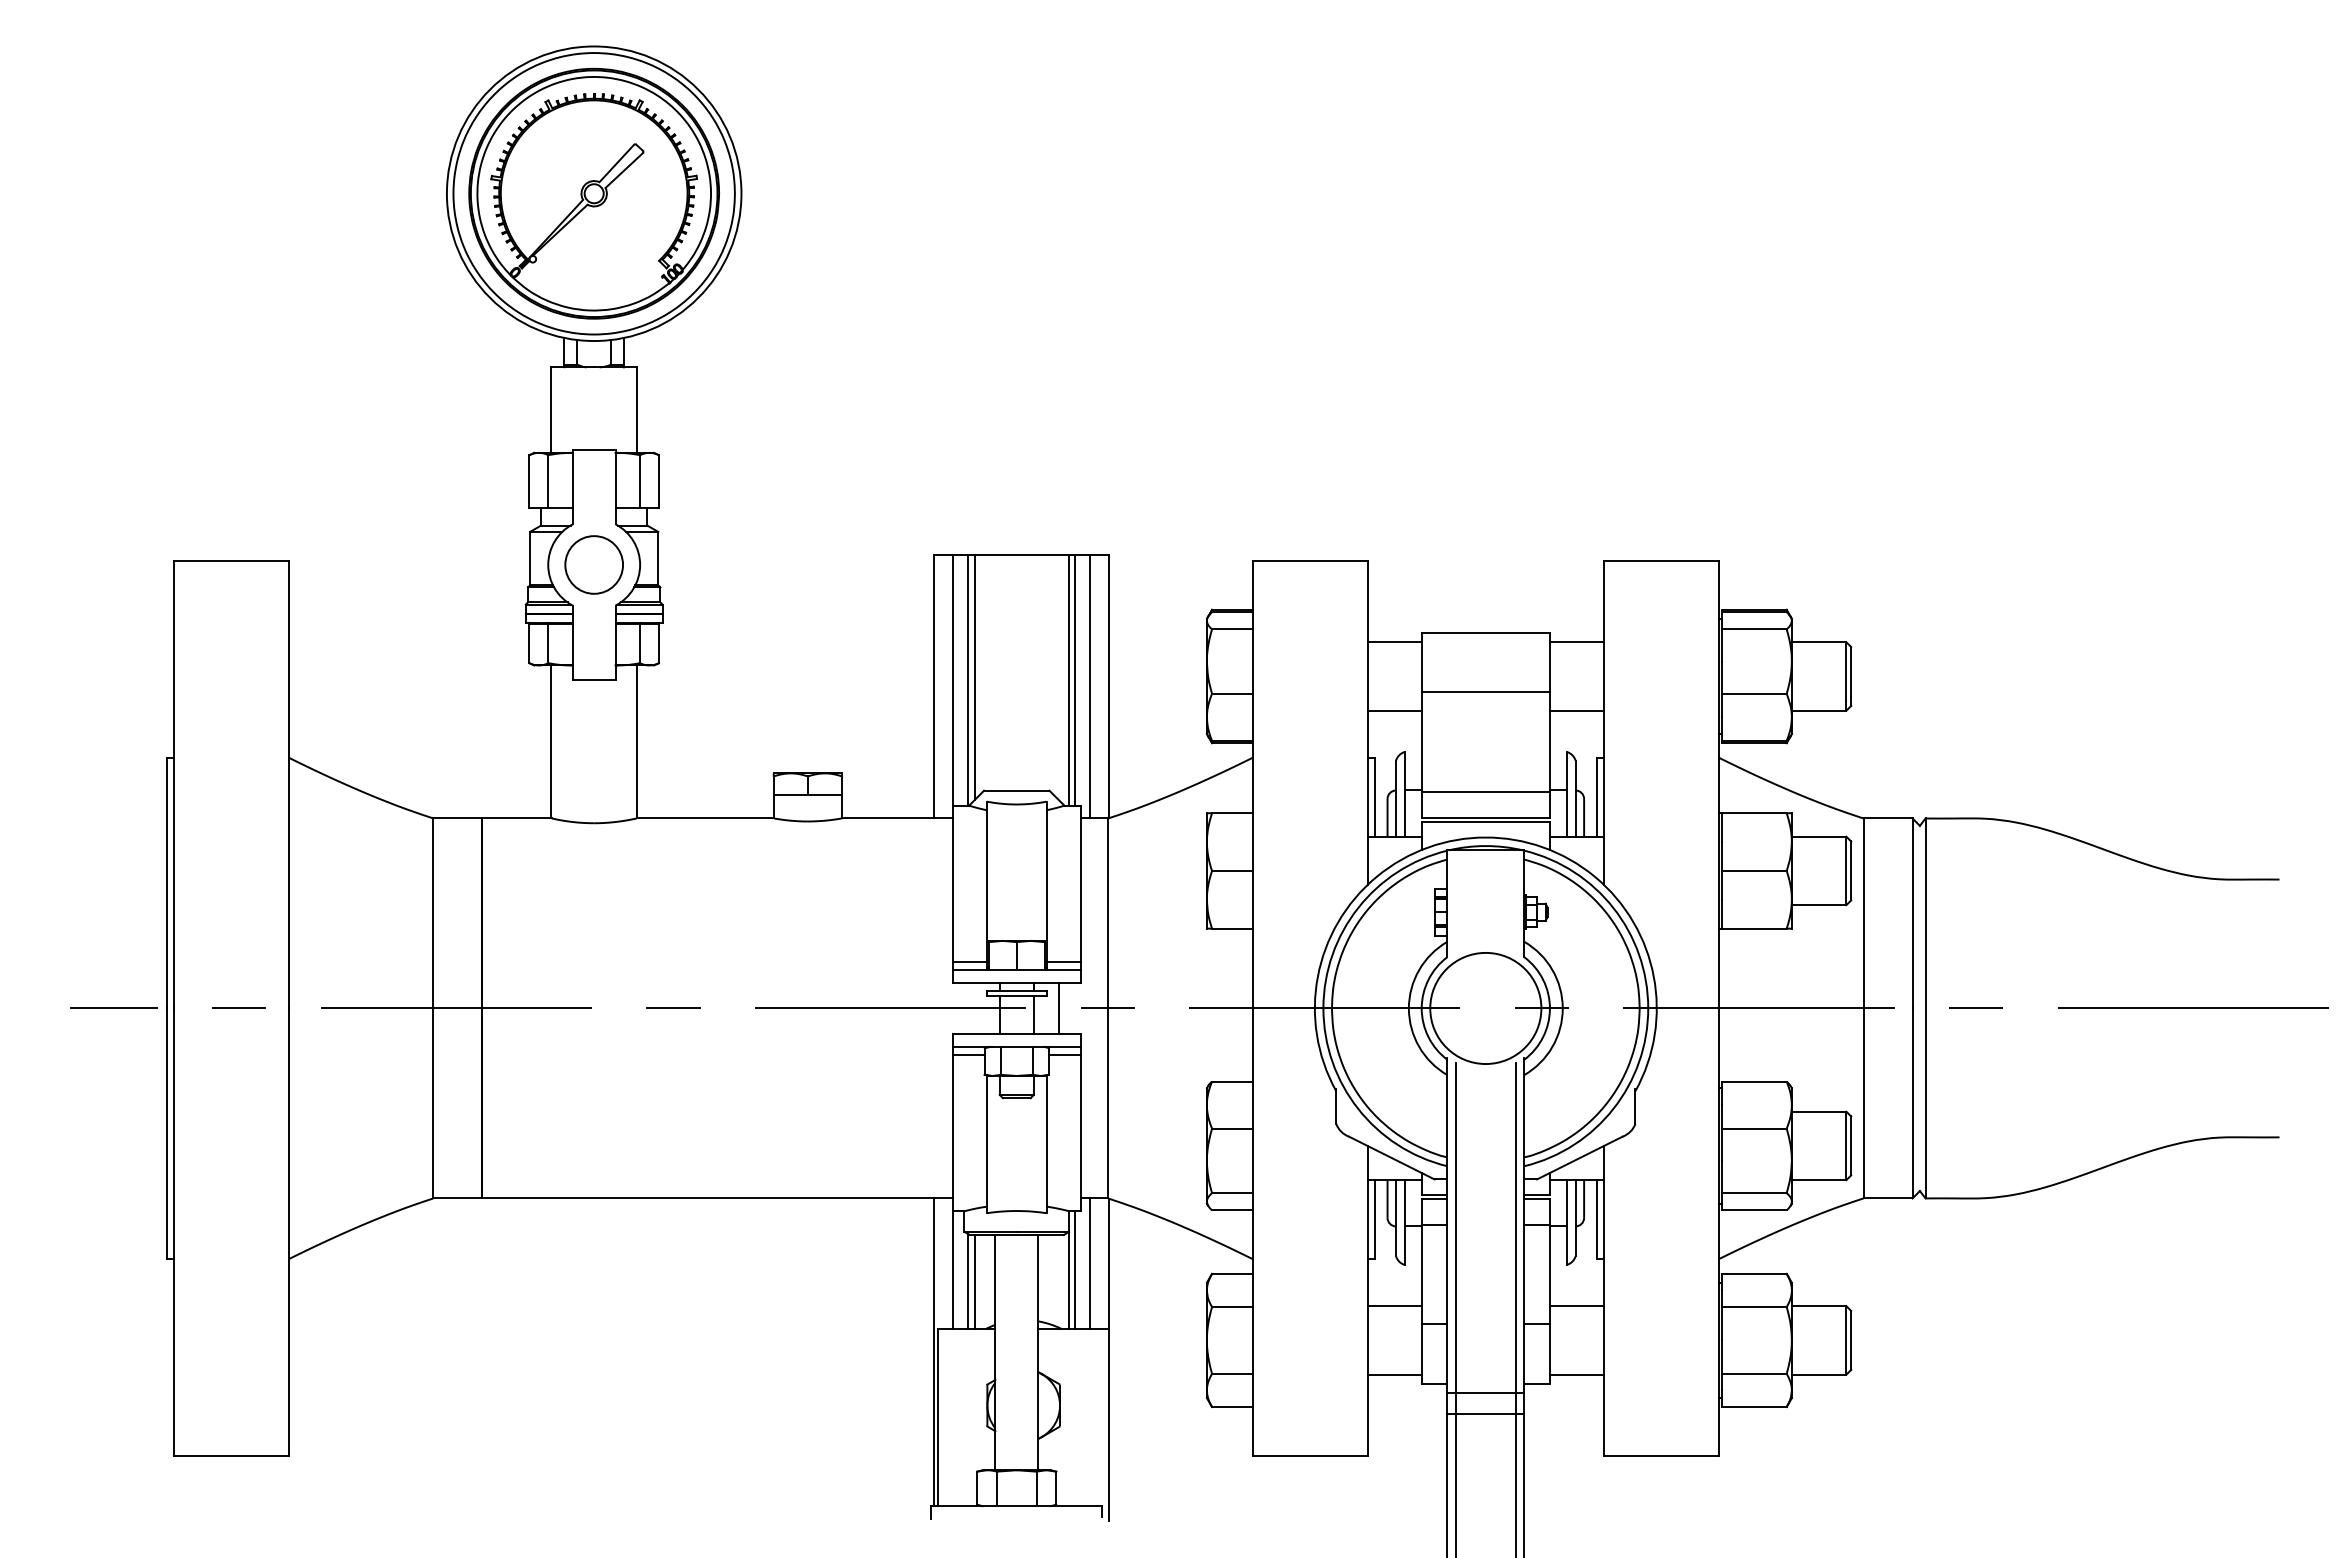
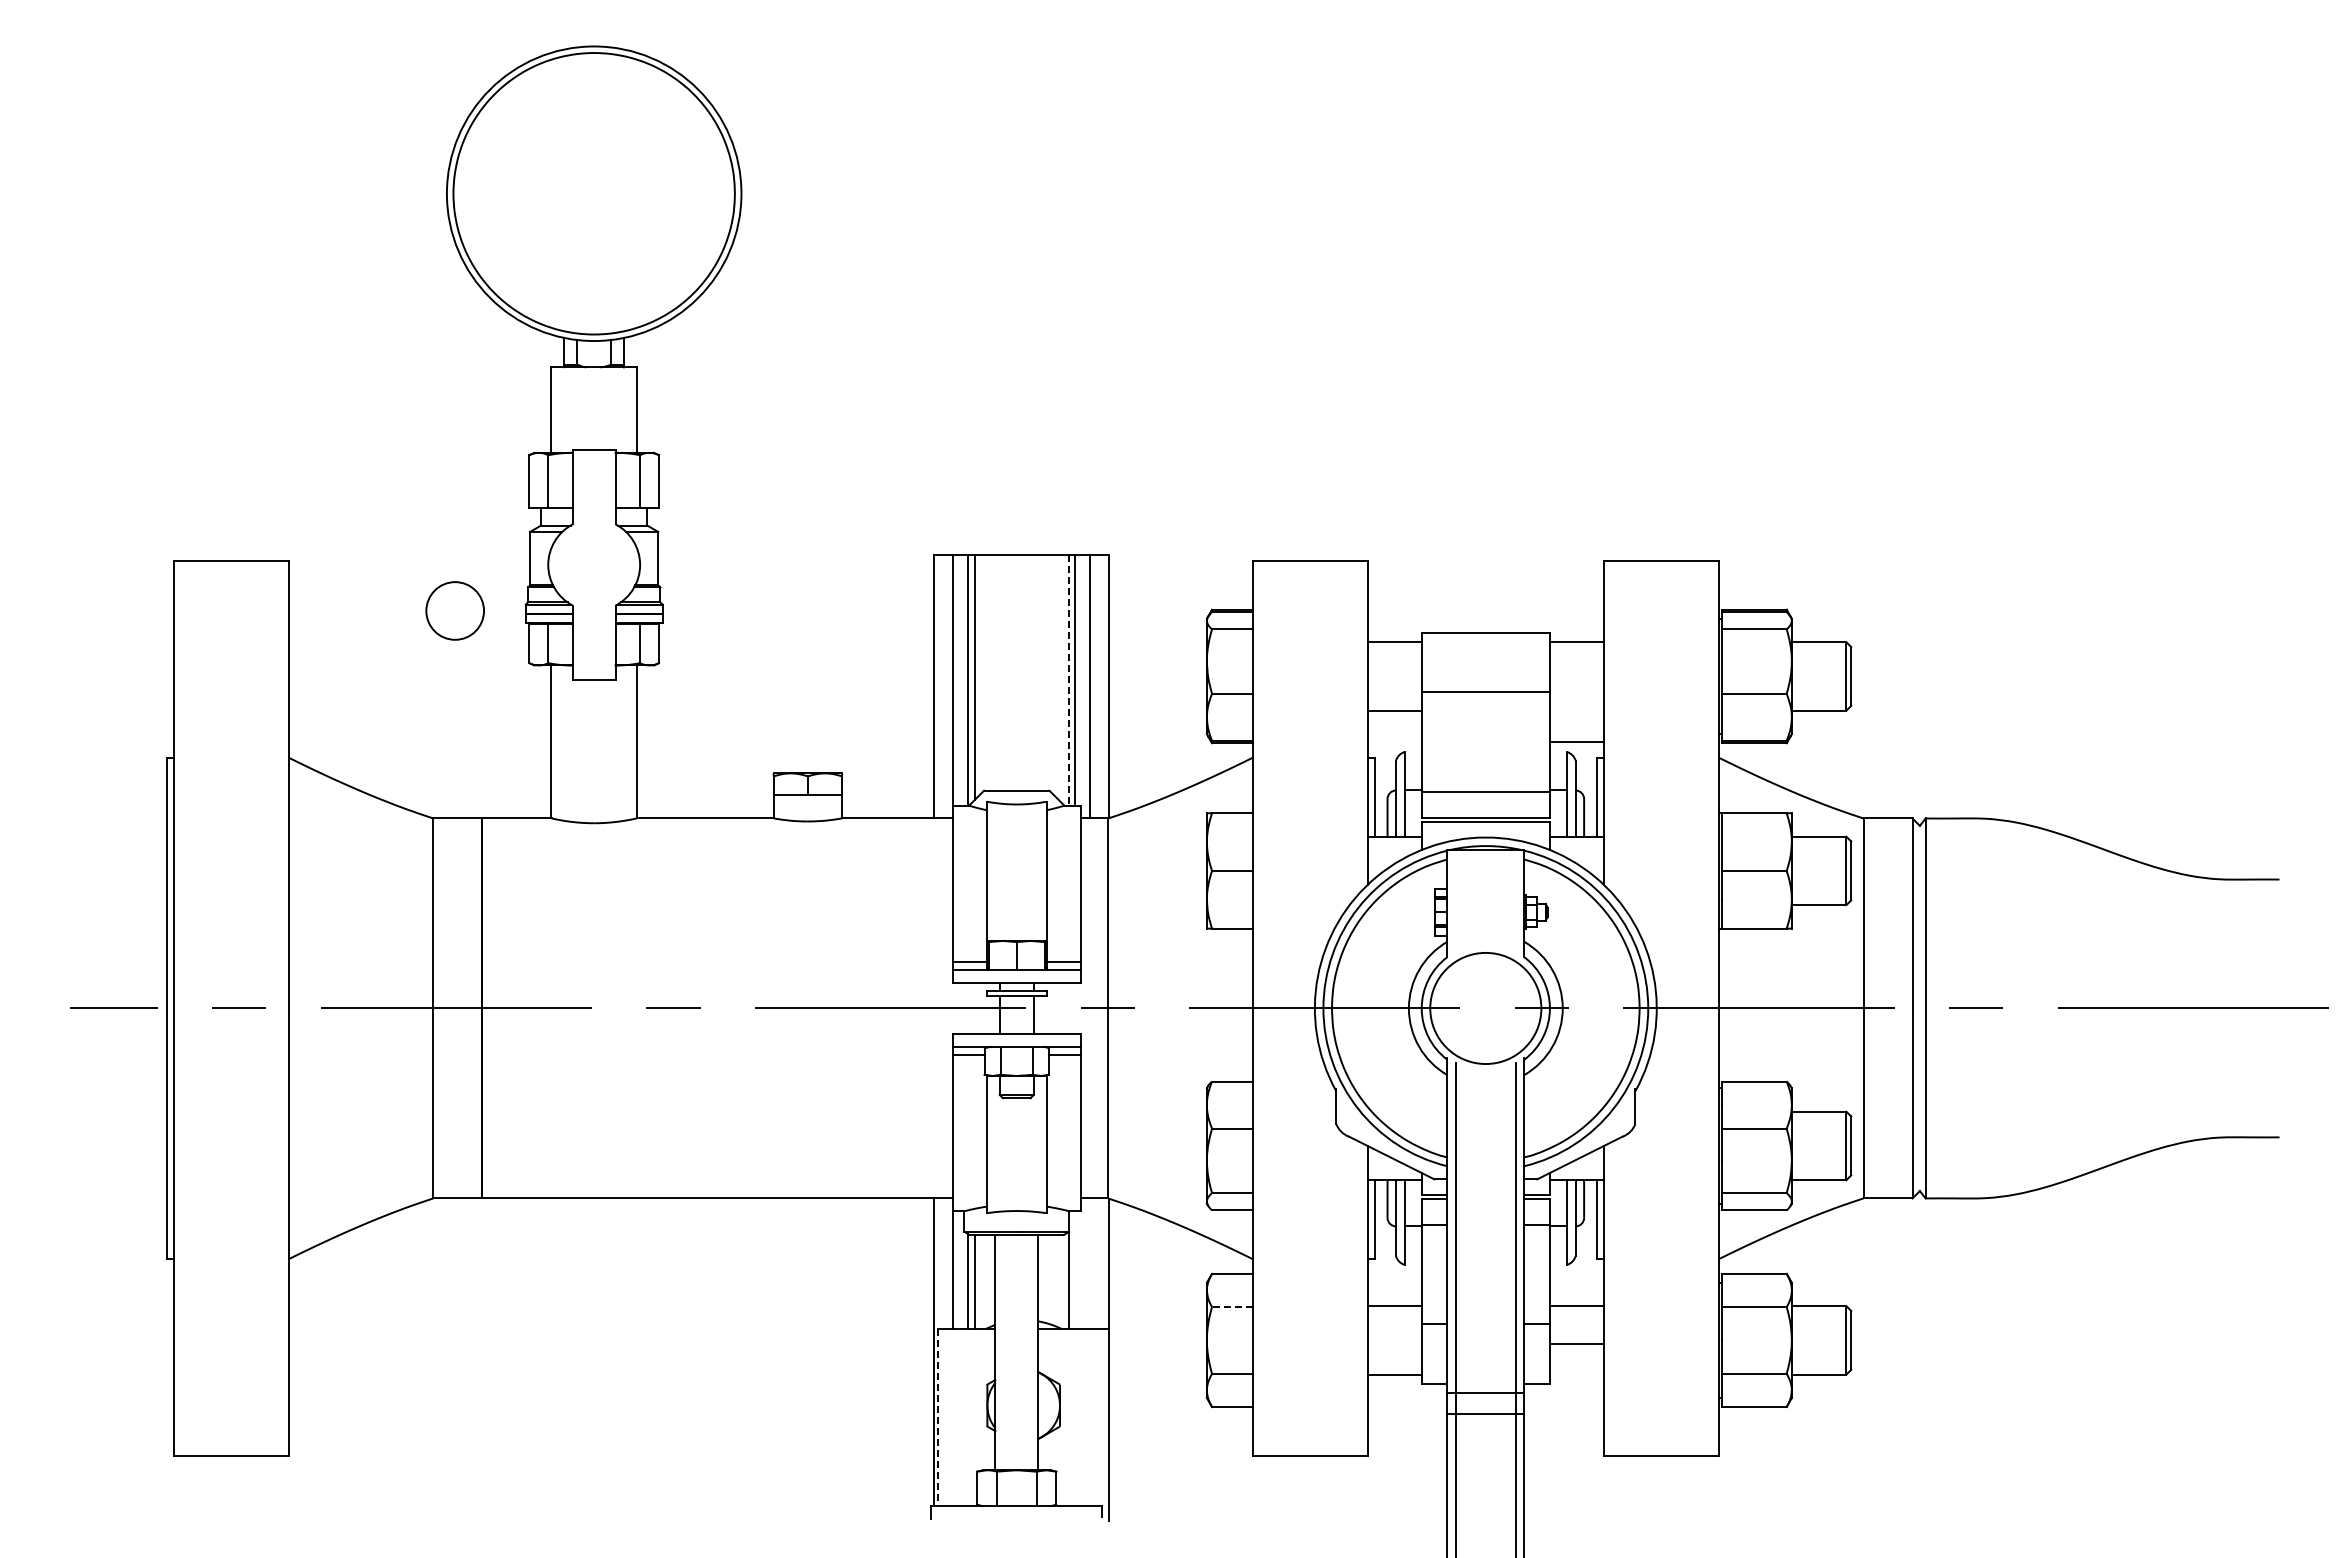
part: present -> none (593, 193)
circle position: (593, 564) -> (454, 610) (454, 610)
line: solid -> dashed (1068, 681)
line position: (1576, 710) -> (1576, 741) (1576, 741)
line: present -> none (1059, 1008)
line: present -> none (1089, 1263)
line: present -> none (1074, 1269)
line: solid -> dashed (1231, 1307)
line position: (1576, 1374) -> (1576, 1343) (1576, 1343)
line: solid -> dashed (938, 1417)
